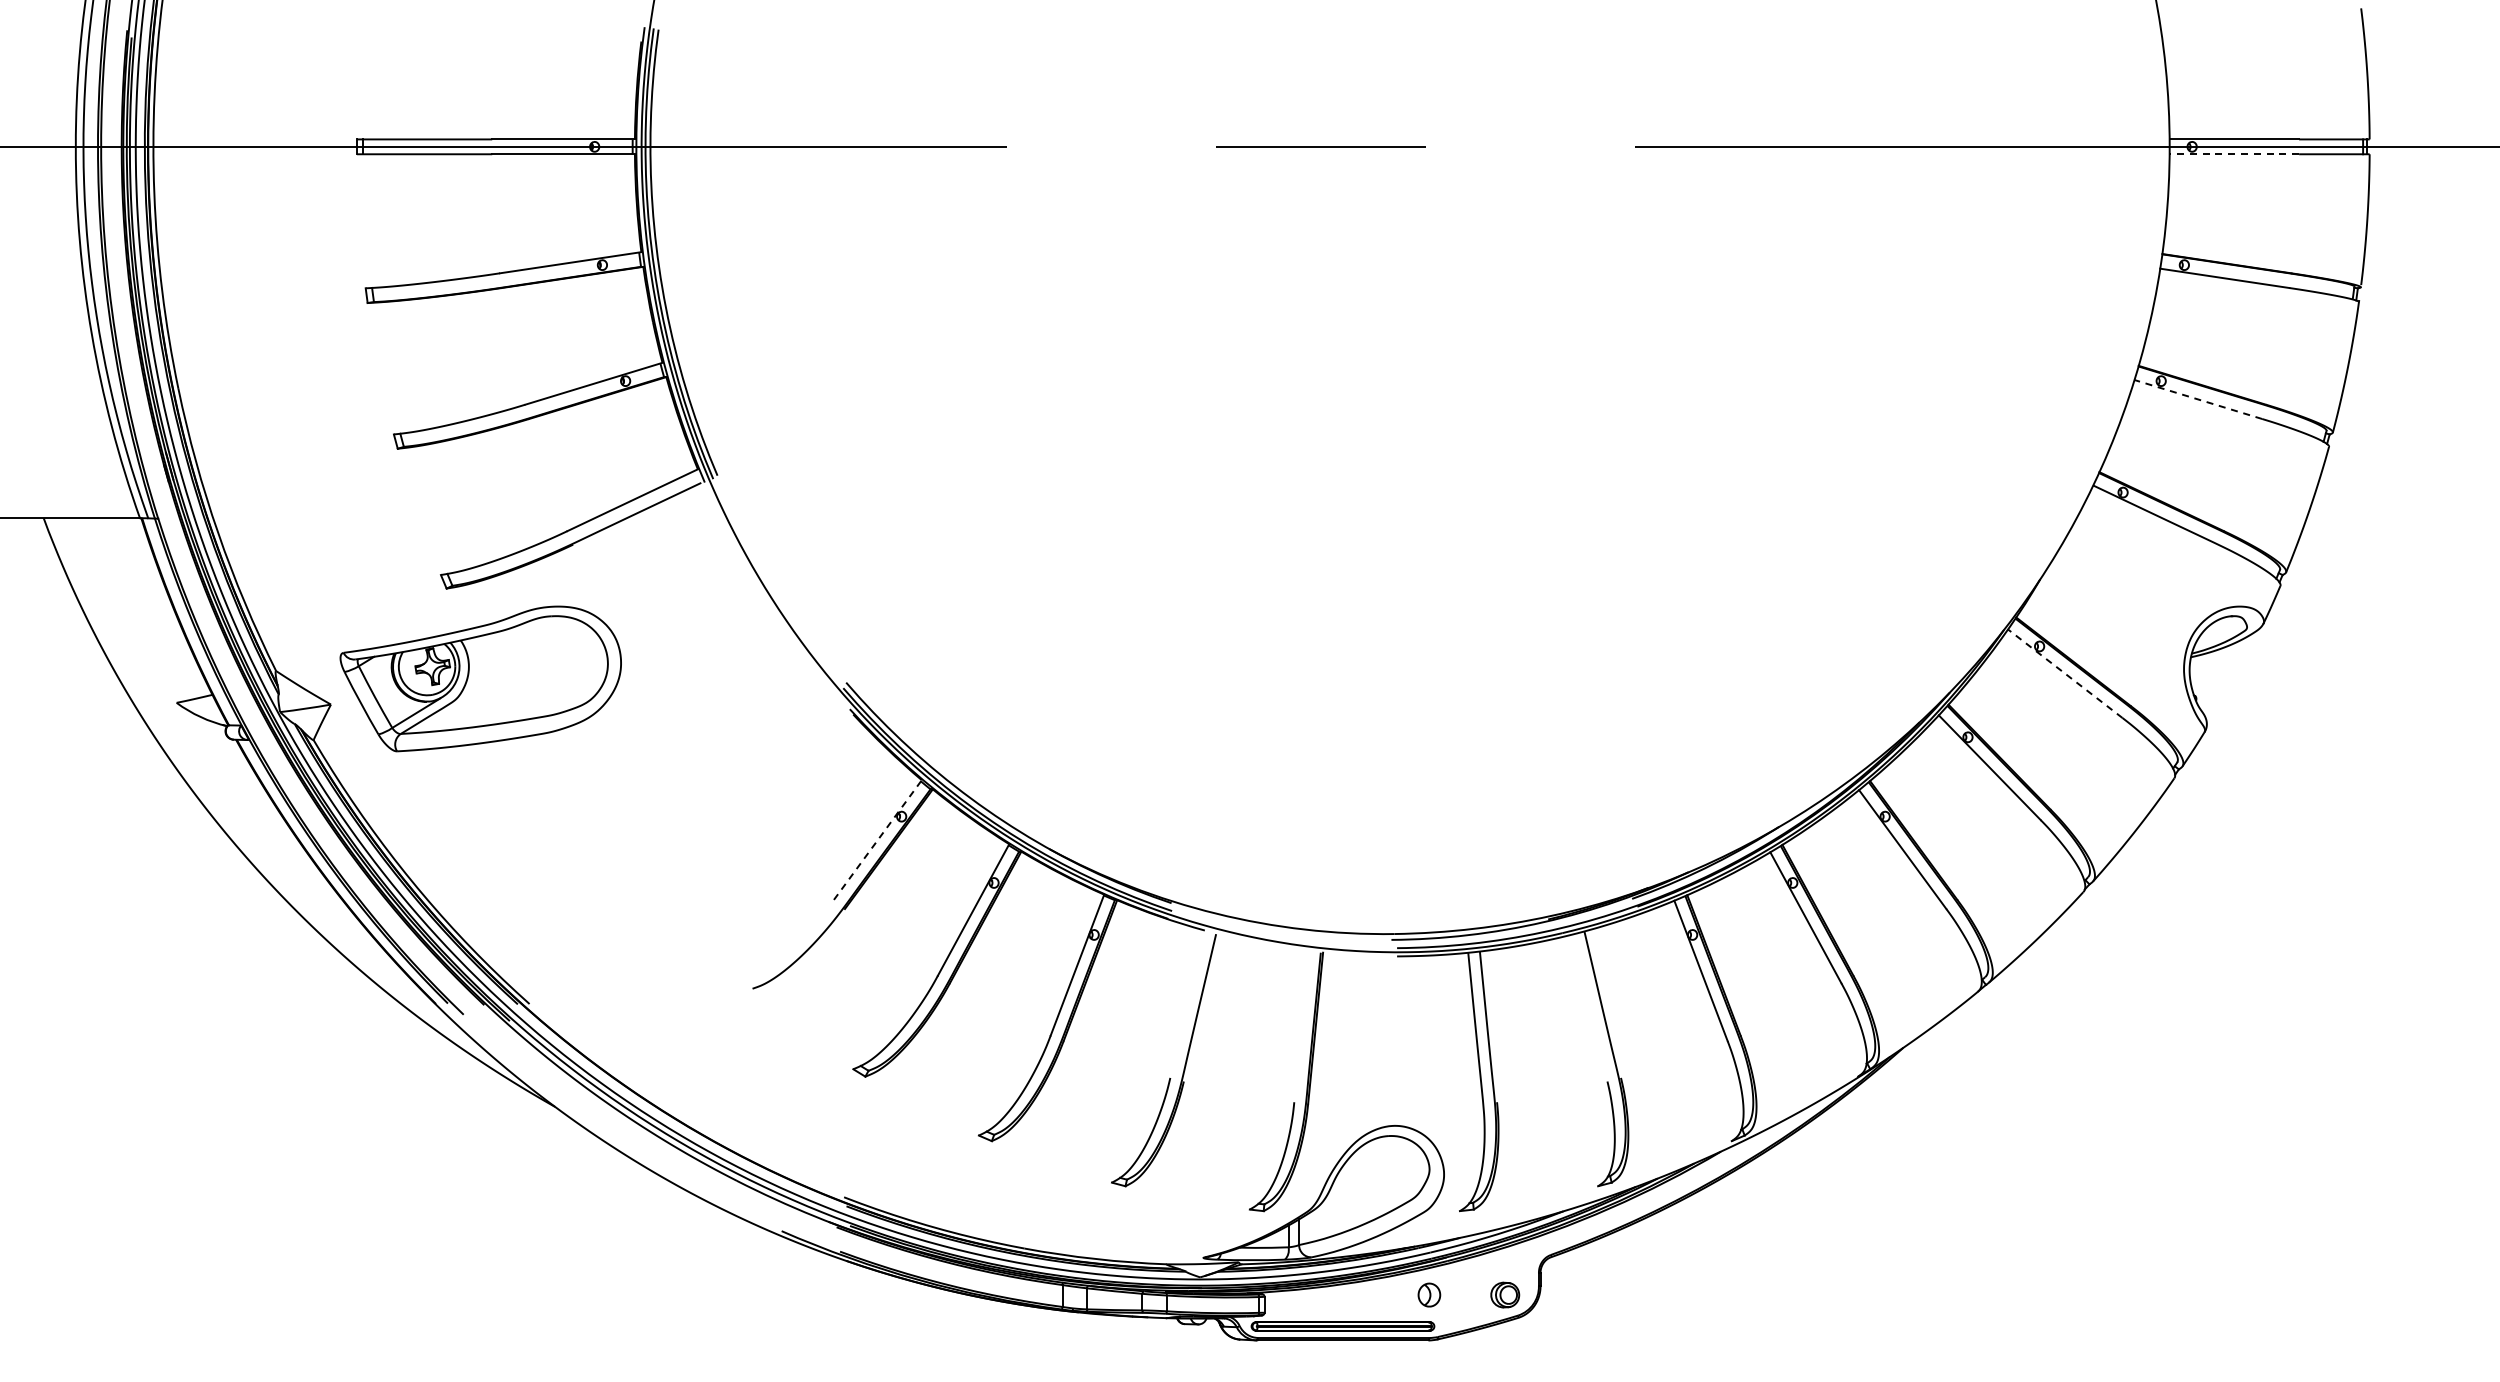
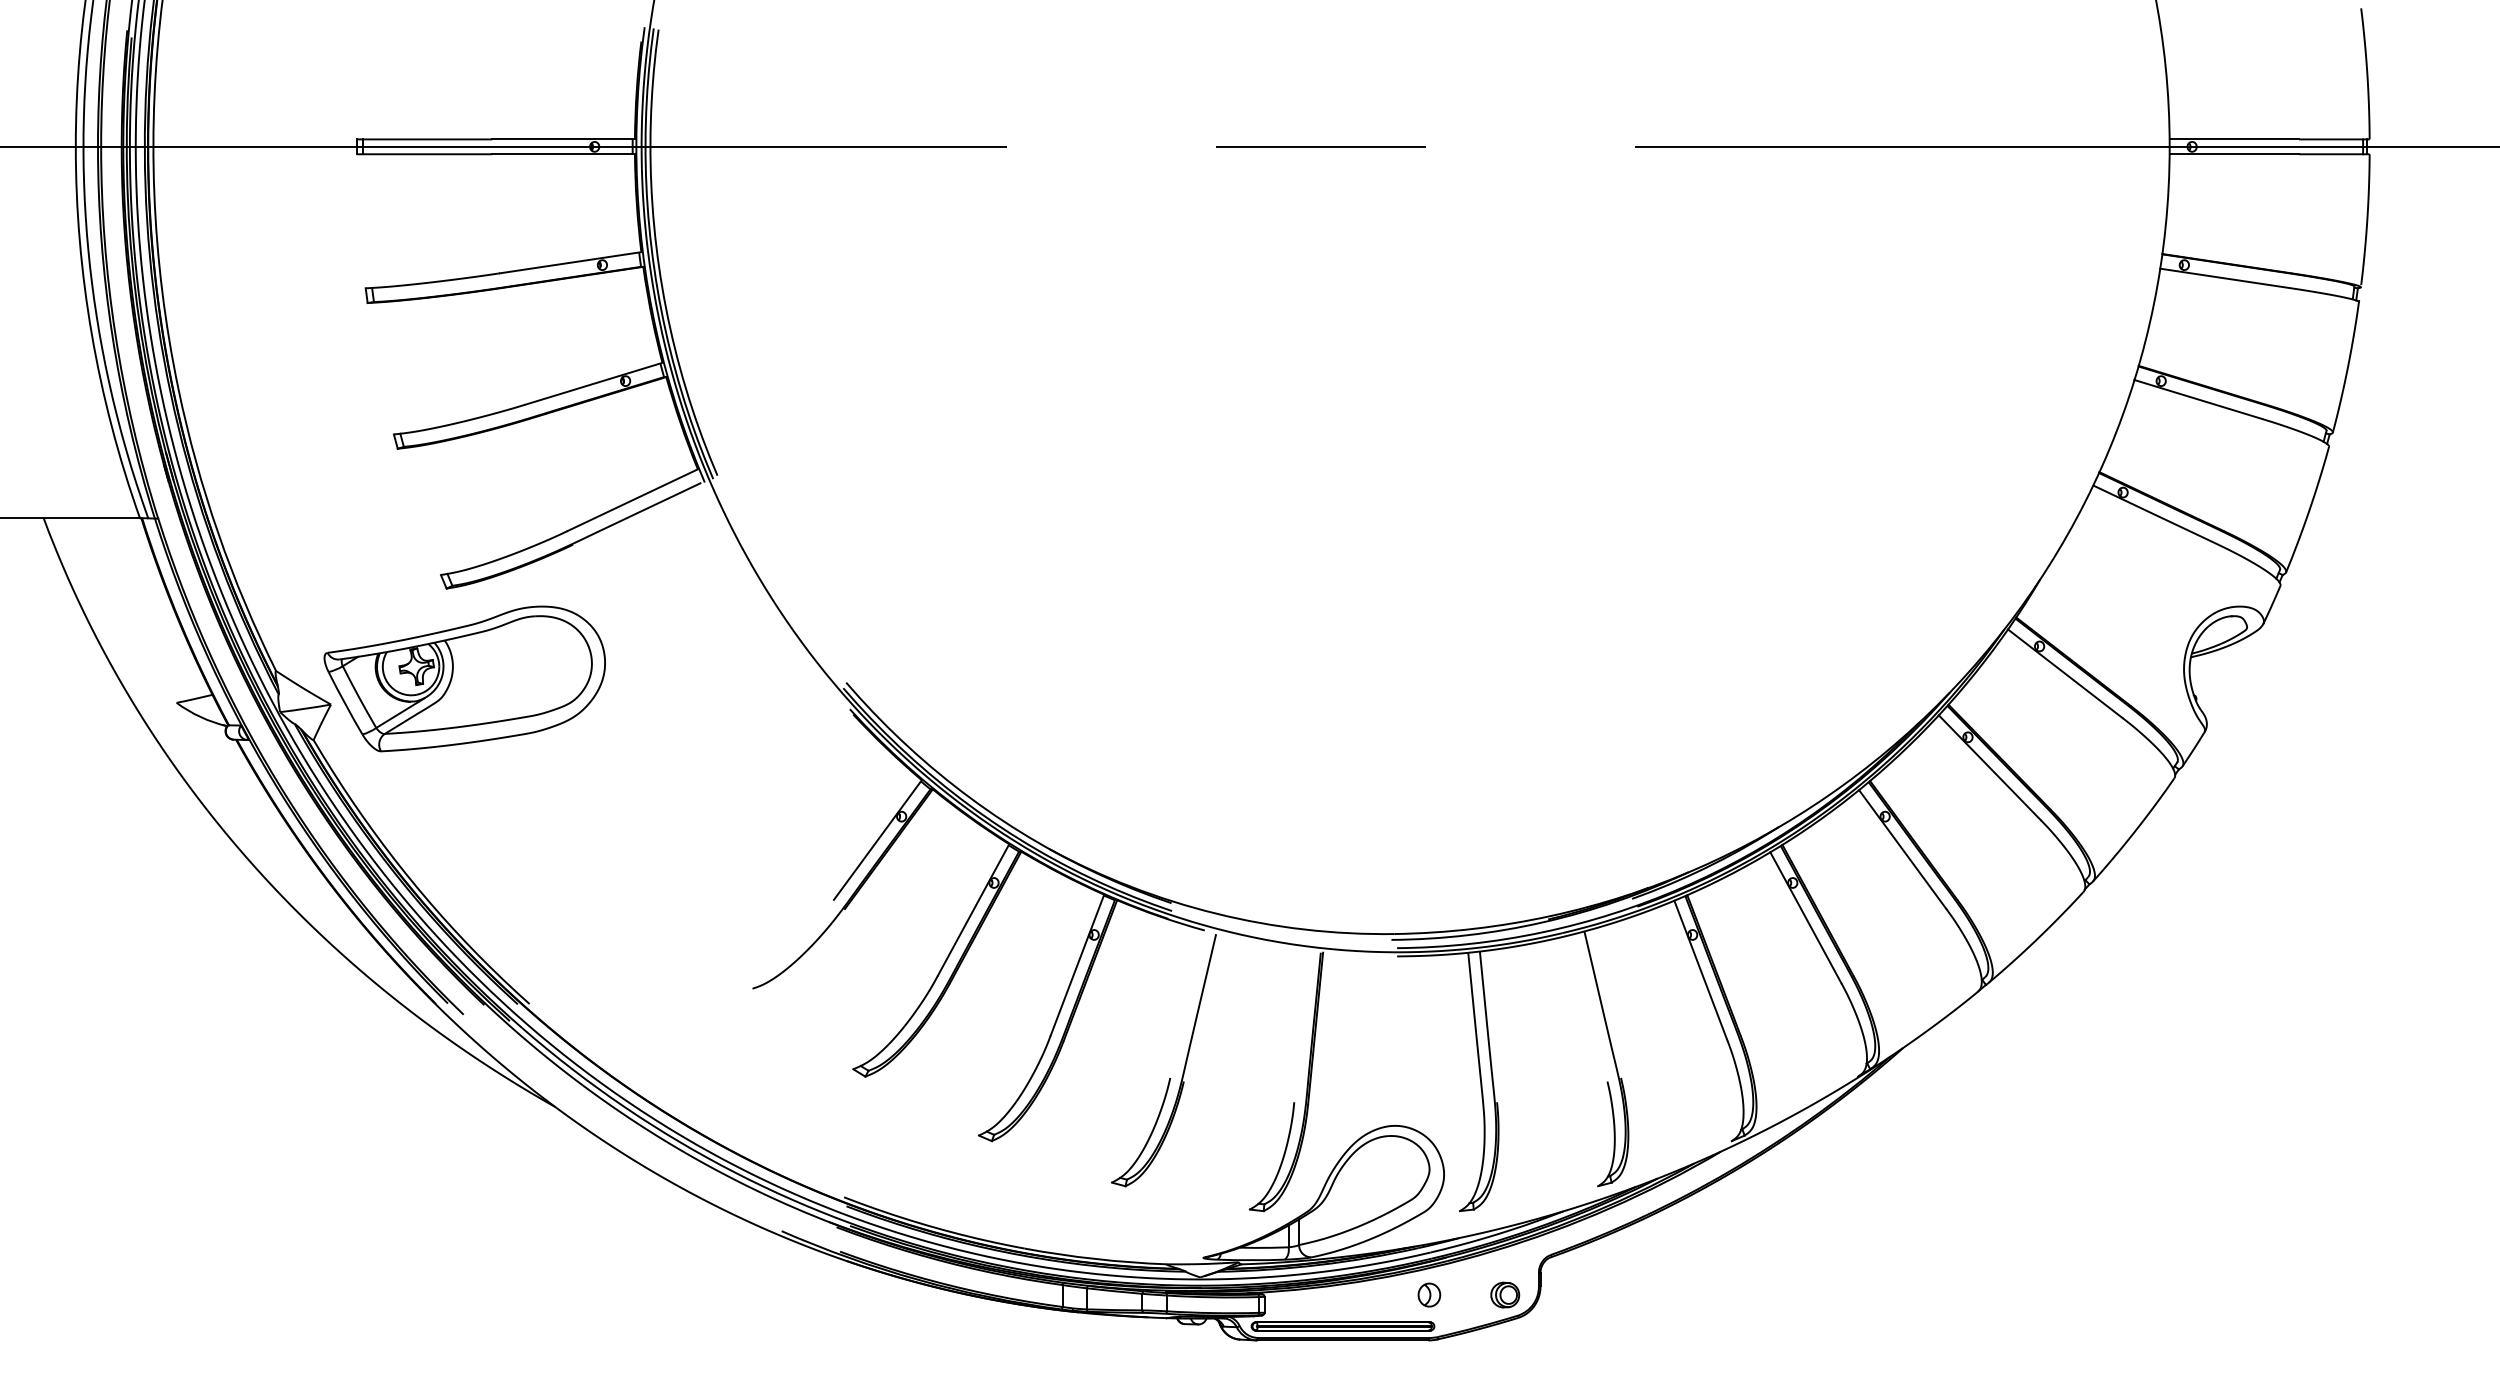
line: dashed -> solid (2234, 154)
line: dashed -> solid (2198, 399)
line: dashed -> solid (2064, 673)
part position: (480, 678) -> (464, 678) (464, 678)
line: dashed -> solid (878, 839)
